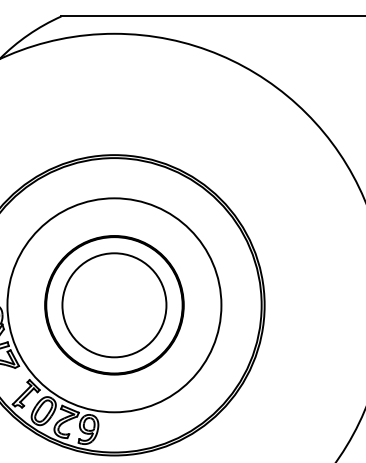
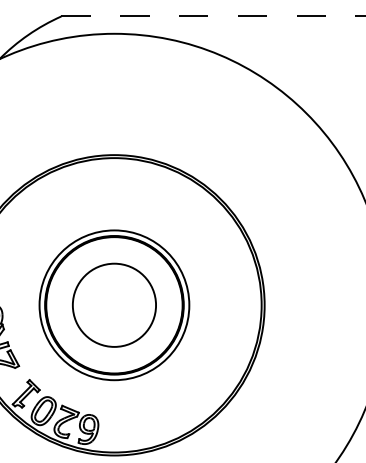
line: solid -> dashed (214, 16)
circle diameter: 104 px -> 83 px (114, 304)
circle diameter: 214 px -> 150 px (114, 305)
